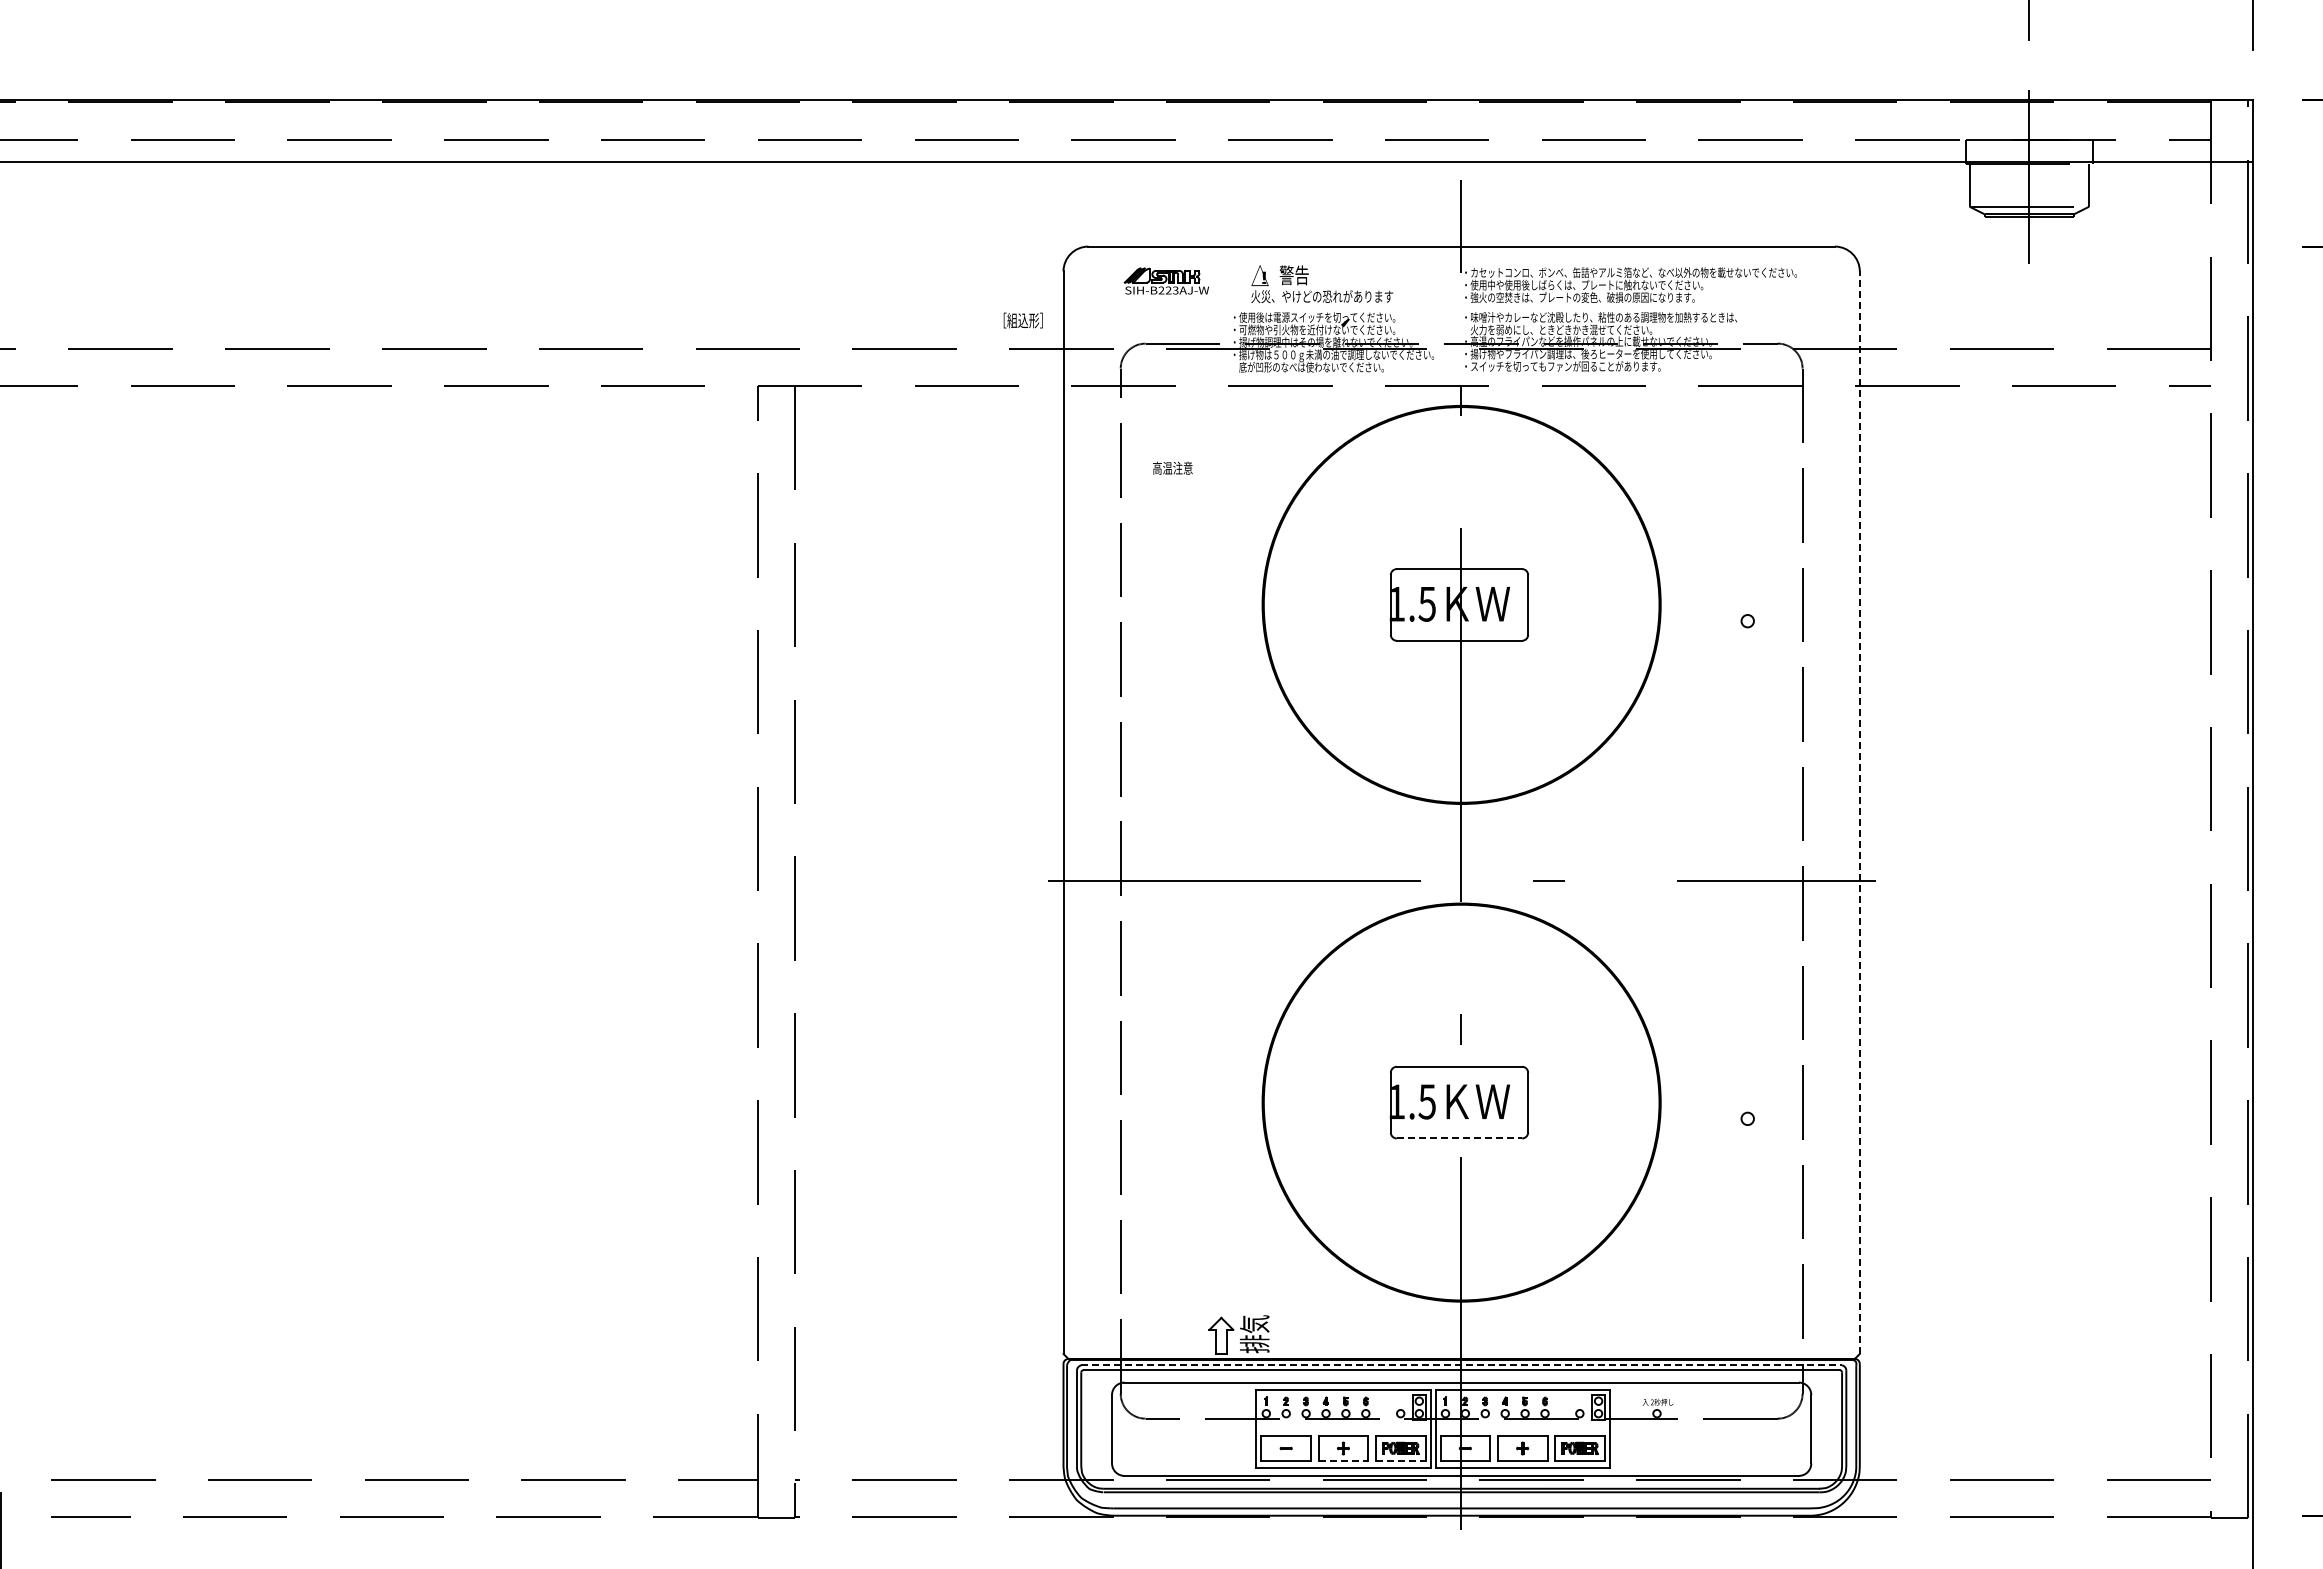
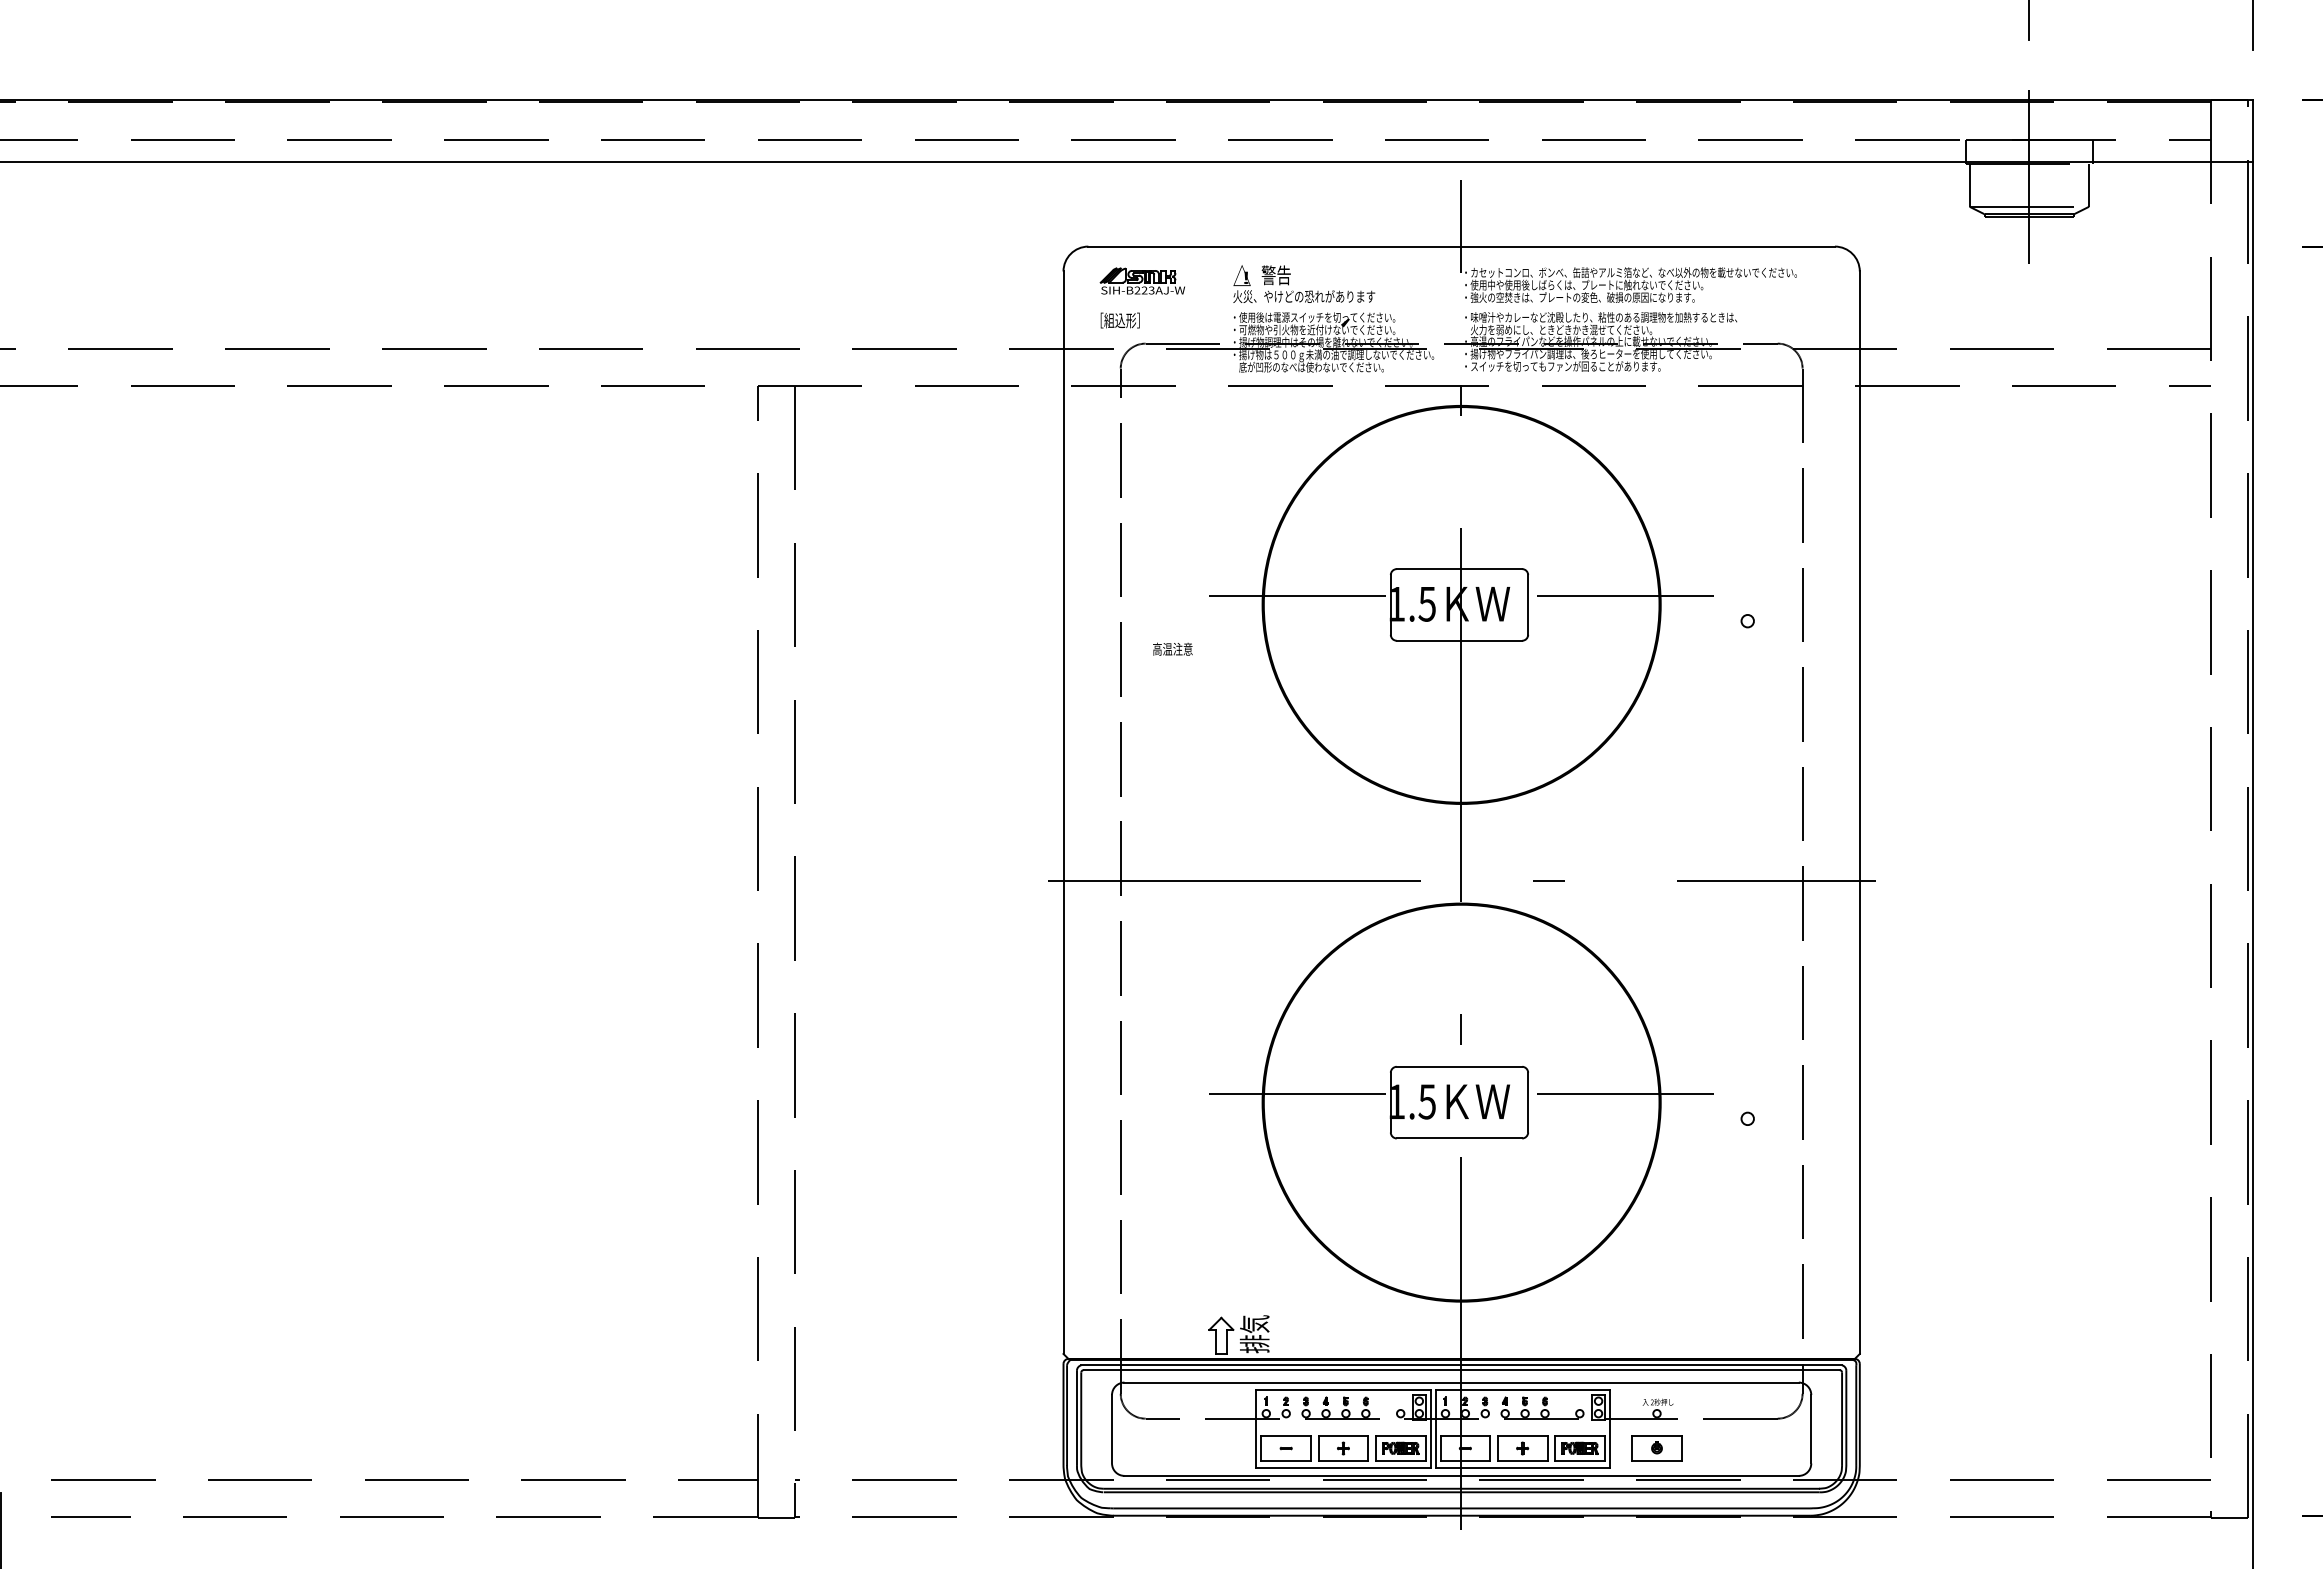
part position: (1165, 280) -> (1141, 280) (1141, 280)
text position: (1322, 283) -> (1304, 283) (1304, 283)
text position: (1022, 320) -> (1119, 320) (1119, 320)
text position: (1172, 467) -> (1172, 648) (1172, 648)
line: none -> present (1297, 596)
line: none -> present (1625, 596)
line: dashed -> solid (1859, 812)
line: none -> present (1297, 1094)
line: none -> present (1625, 1094)
line: dashed -> solid (1459, 1138)
line: dashed -> solid (1462, 1365)
part: none -> present (1656, 1448)
line: dashed -> solid (1343, 1460)
line: dashed -> solid (1400, 1460)
